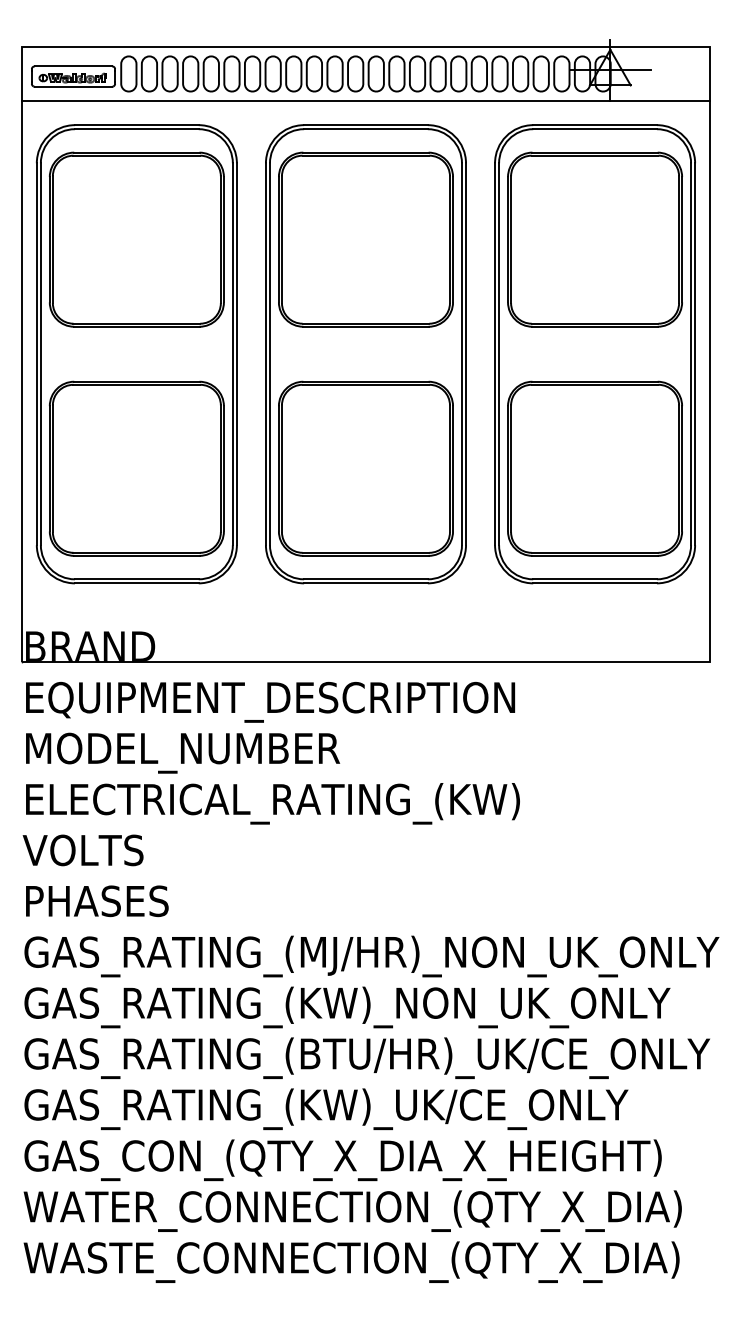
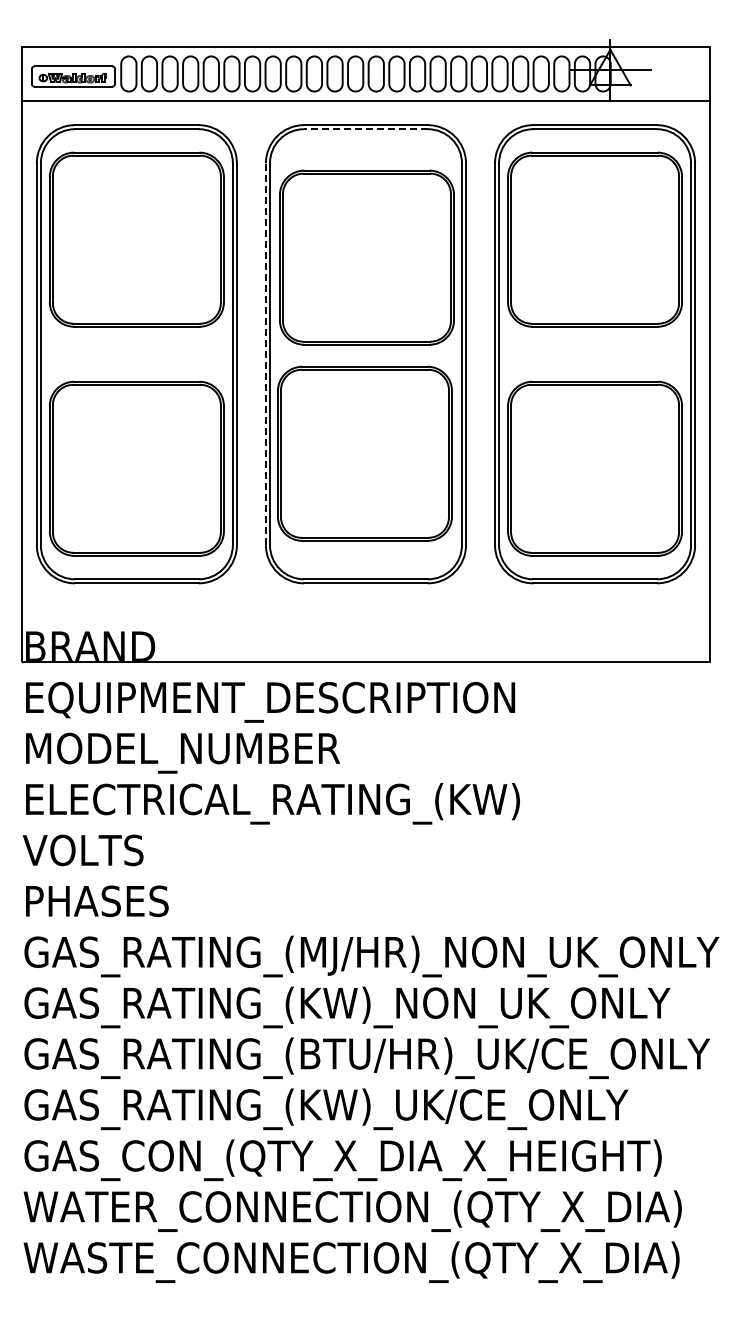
line: solid -> dashed (365, 129)
part position: (365, 239) -> (366, 257) (366, 257)
line: solid -> dashed (265, 354)
part position: (365, 468) -> (364, 453) (364, 453)
